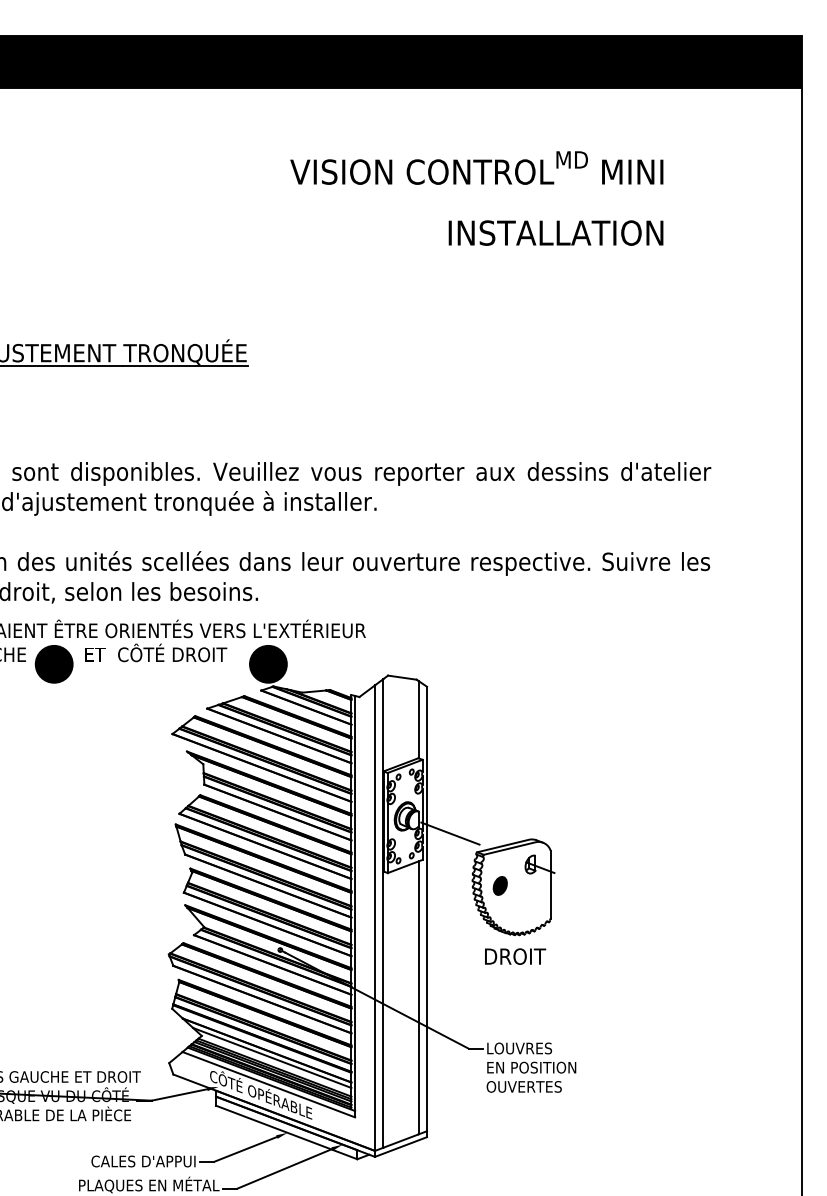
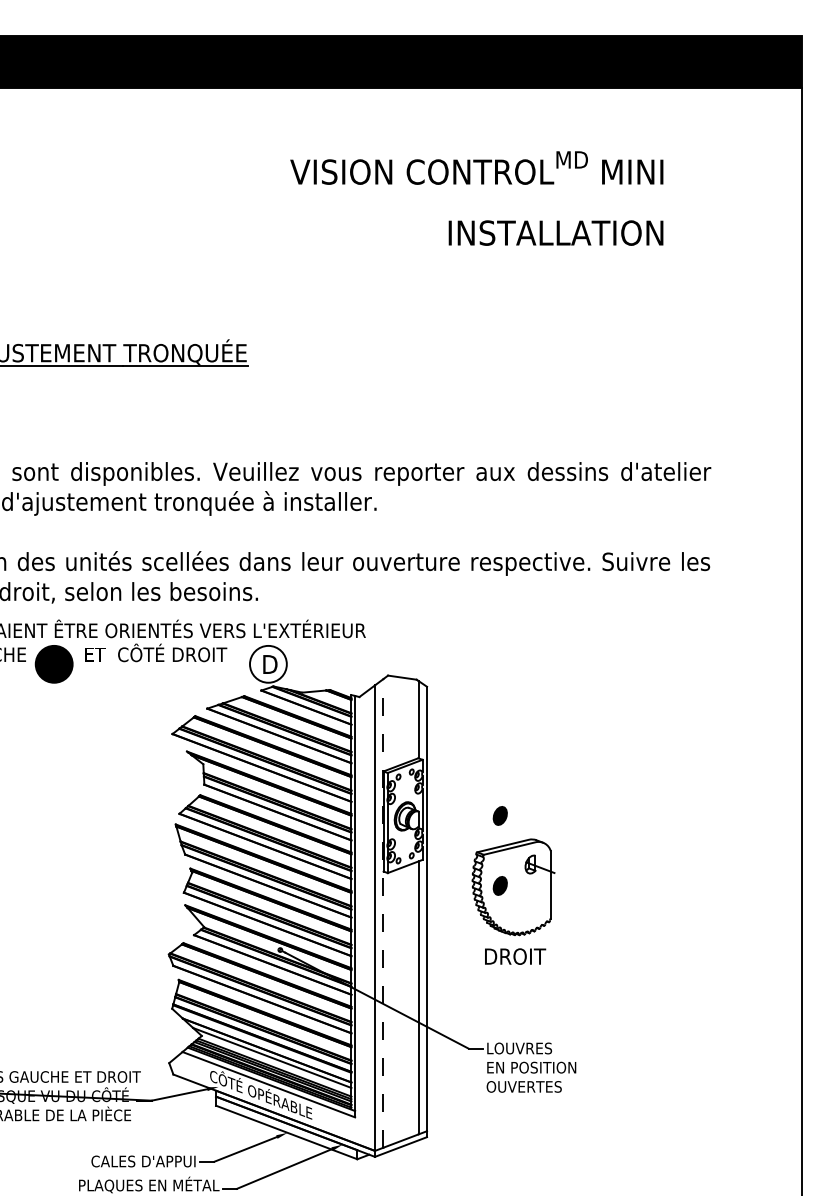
fill: present -> none (267, 663)
part: none -> present (499, 815)
line: present -> none (450, 833)
line: solid -> dashed (383, 912)
